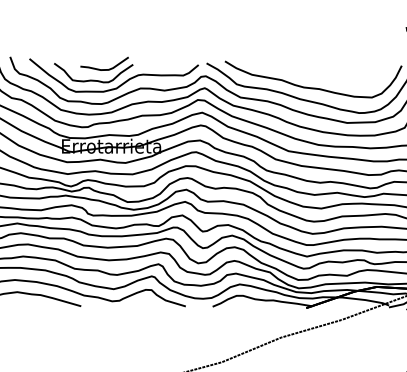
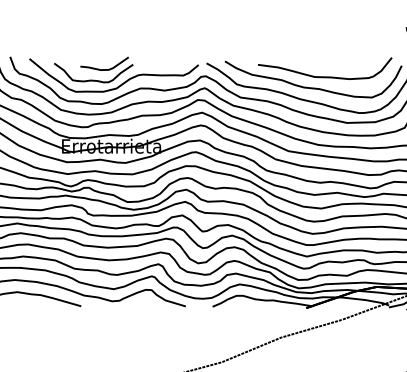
curve: none -> present (325, 76)
